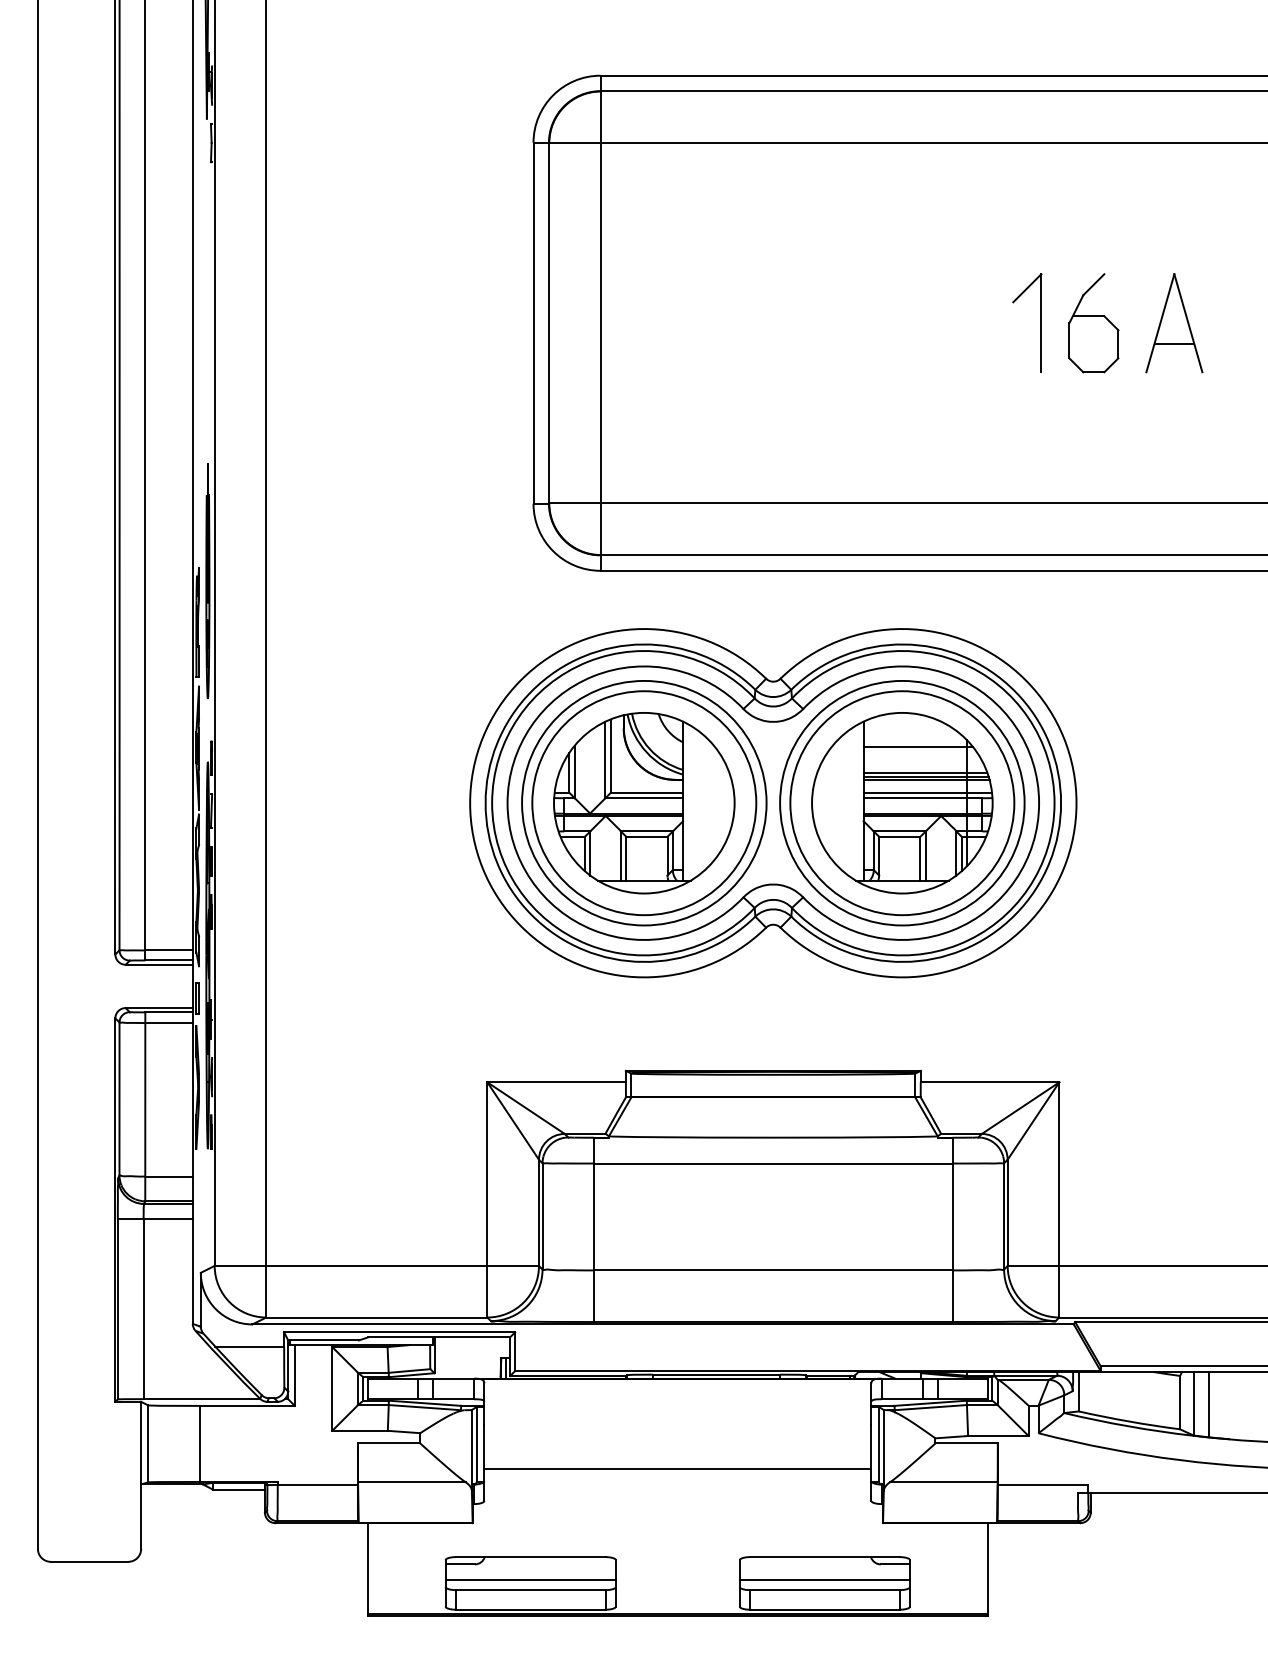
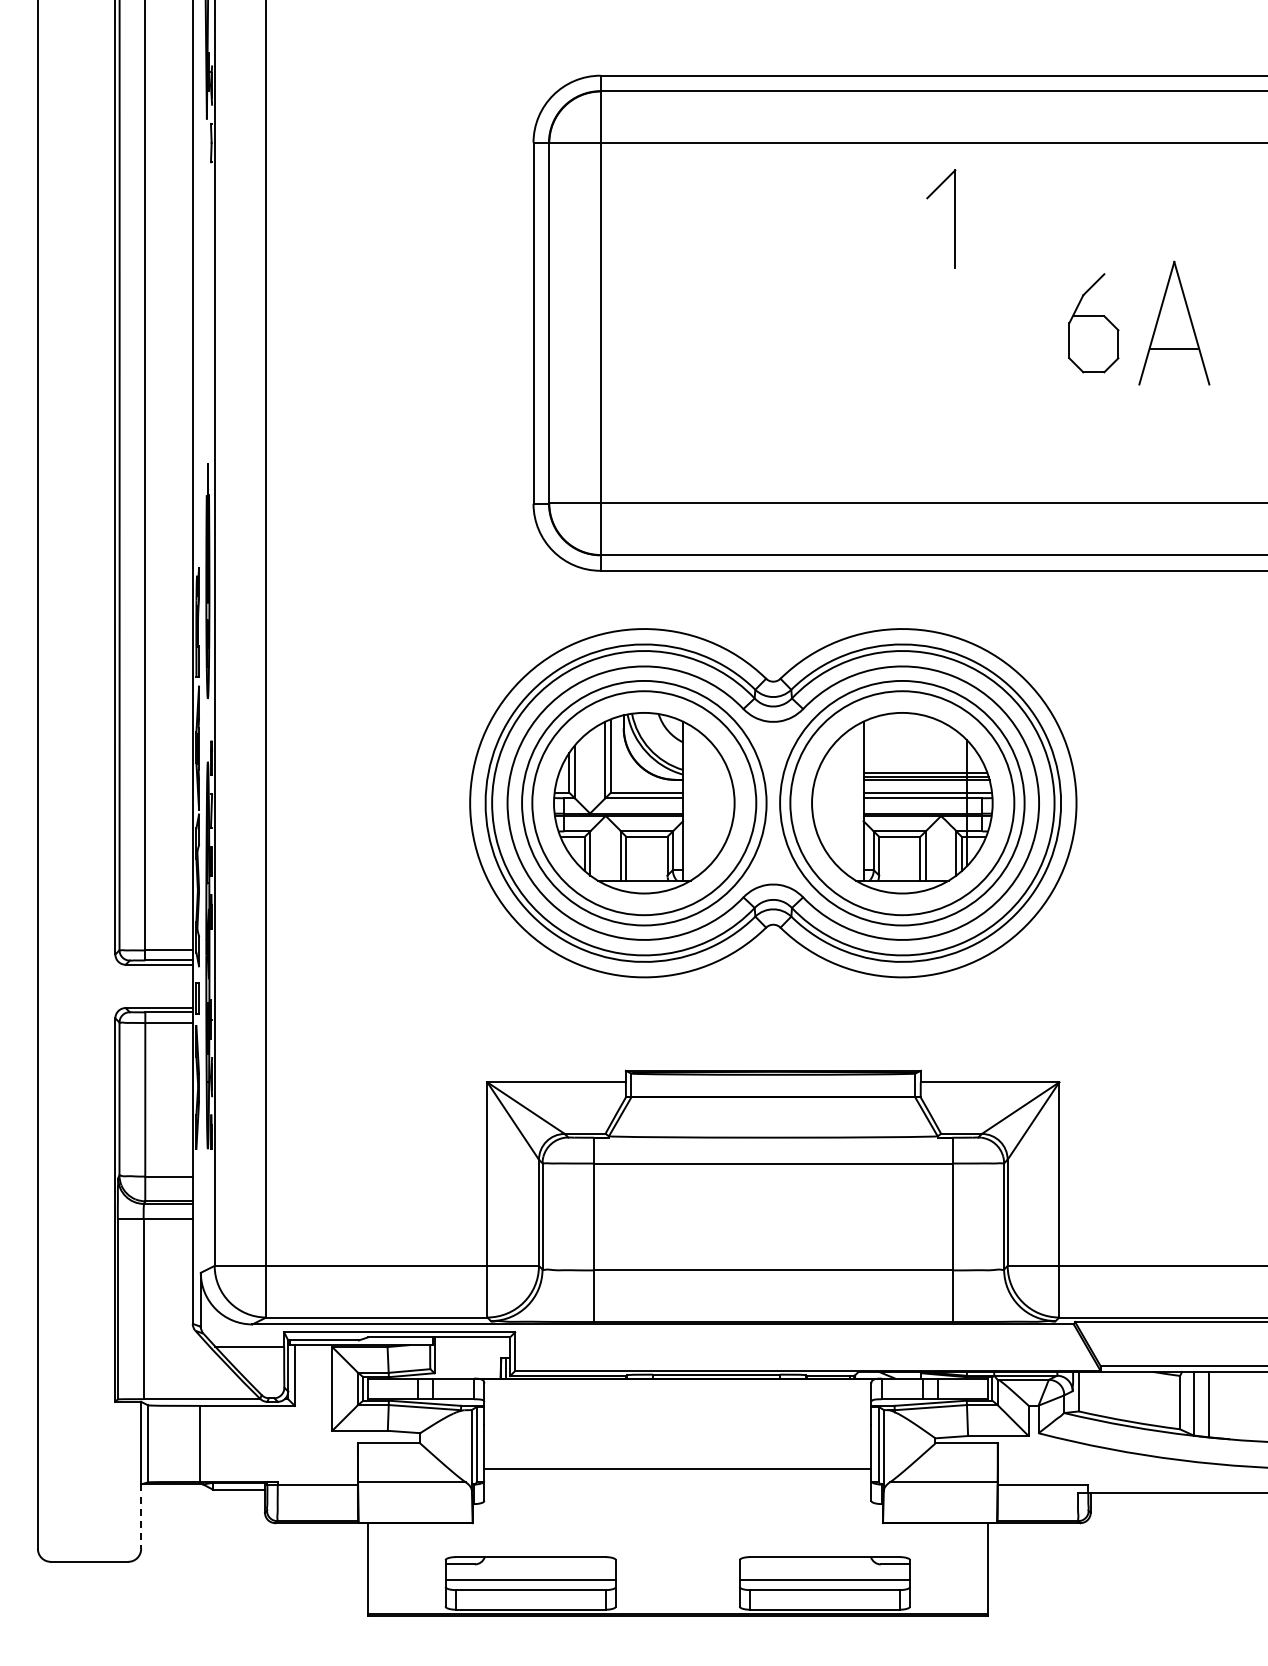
part position: (1040, 322) -> (954, 218) (954, 218)
part size: 59x101 px -> 73x126 px (1174, 322)
line: present -> none (917, 747)
line: solid -> dashed (141, 1517)
